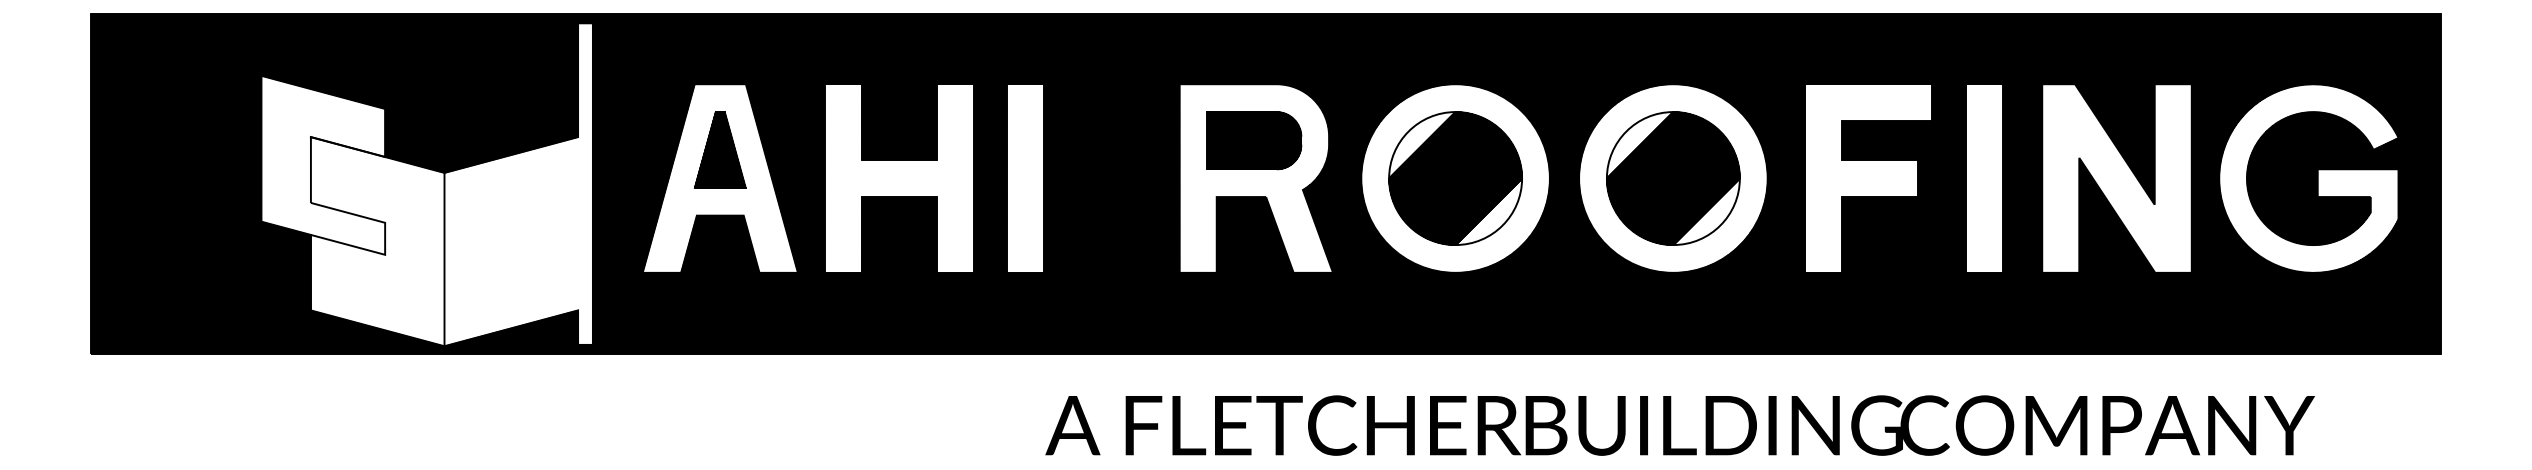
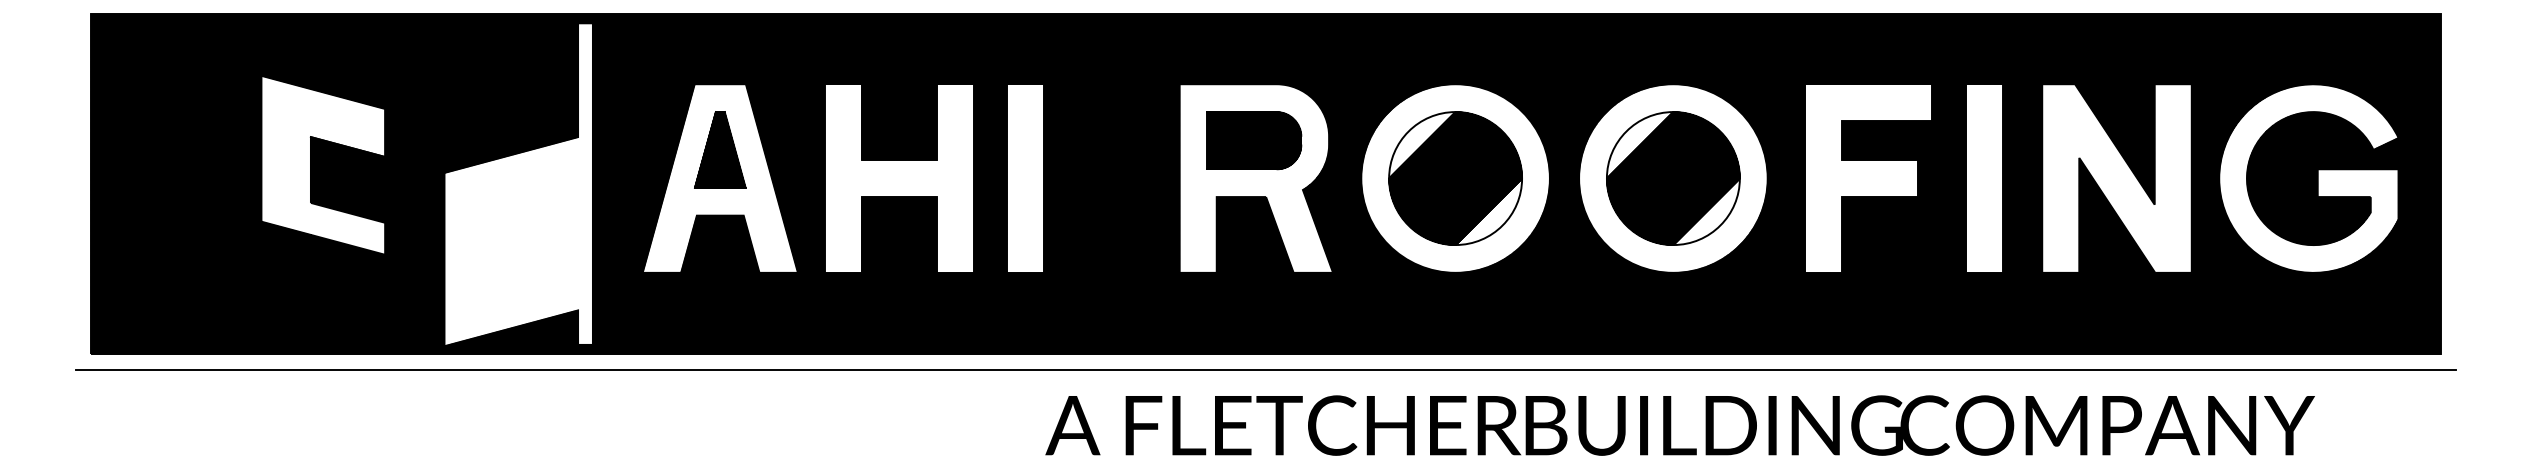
fill: none -> present (377, 241)
line: none -> present (1265, 369)
